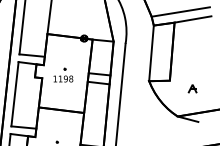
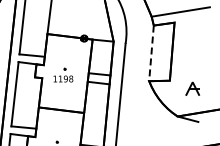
line: present -> none (192, 19)
line: solid -> dashed (151, 53)
part size: 11x10 px -> 16x15 px (192, 88)
